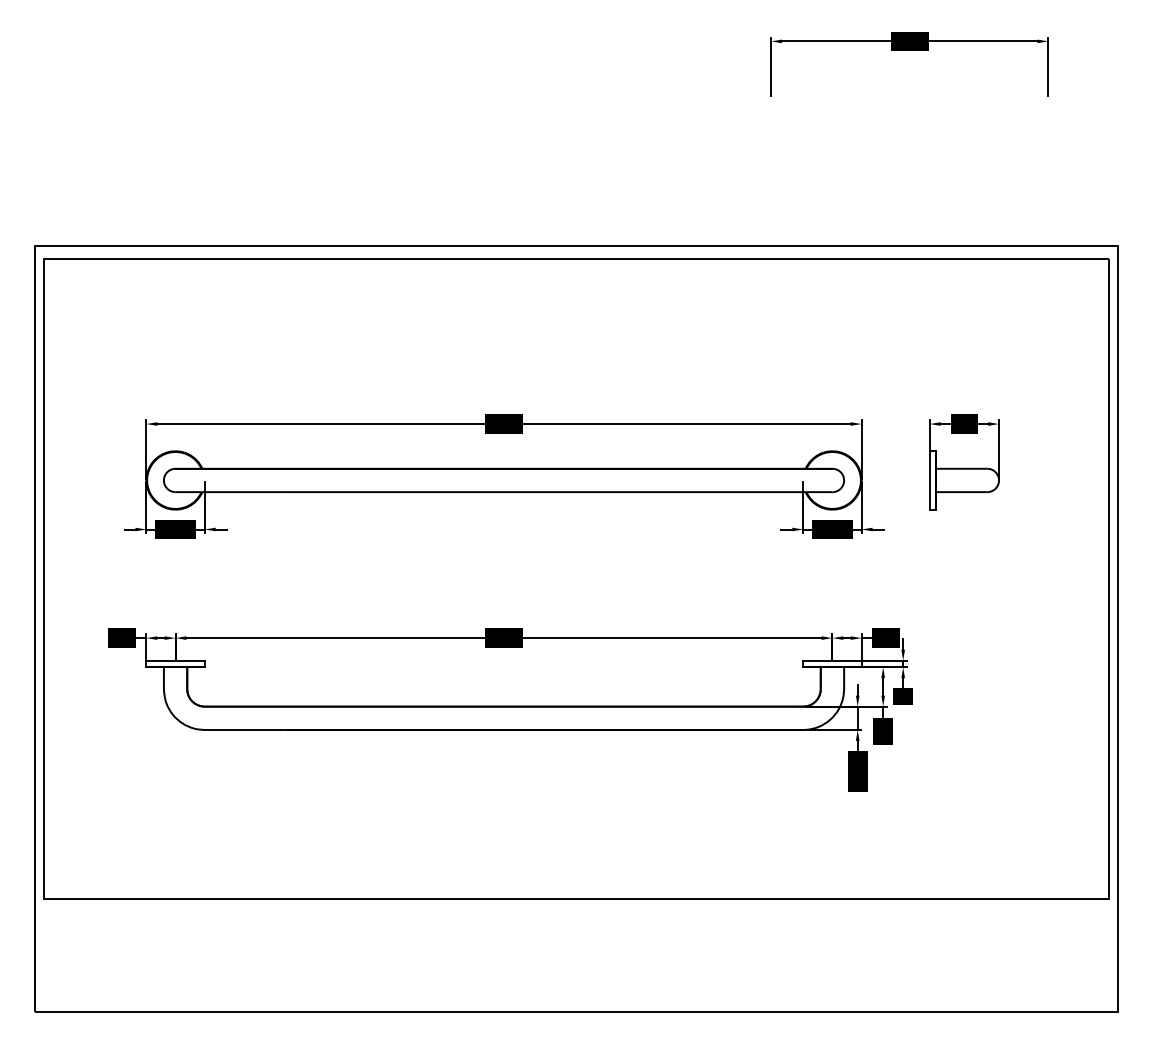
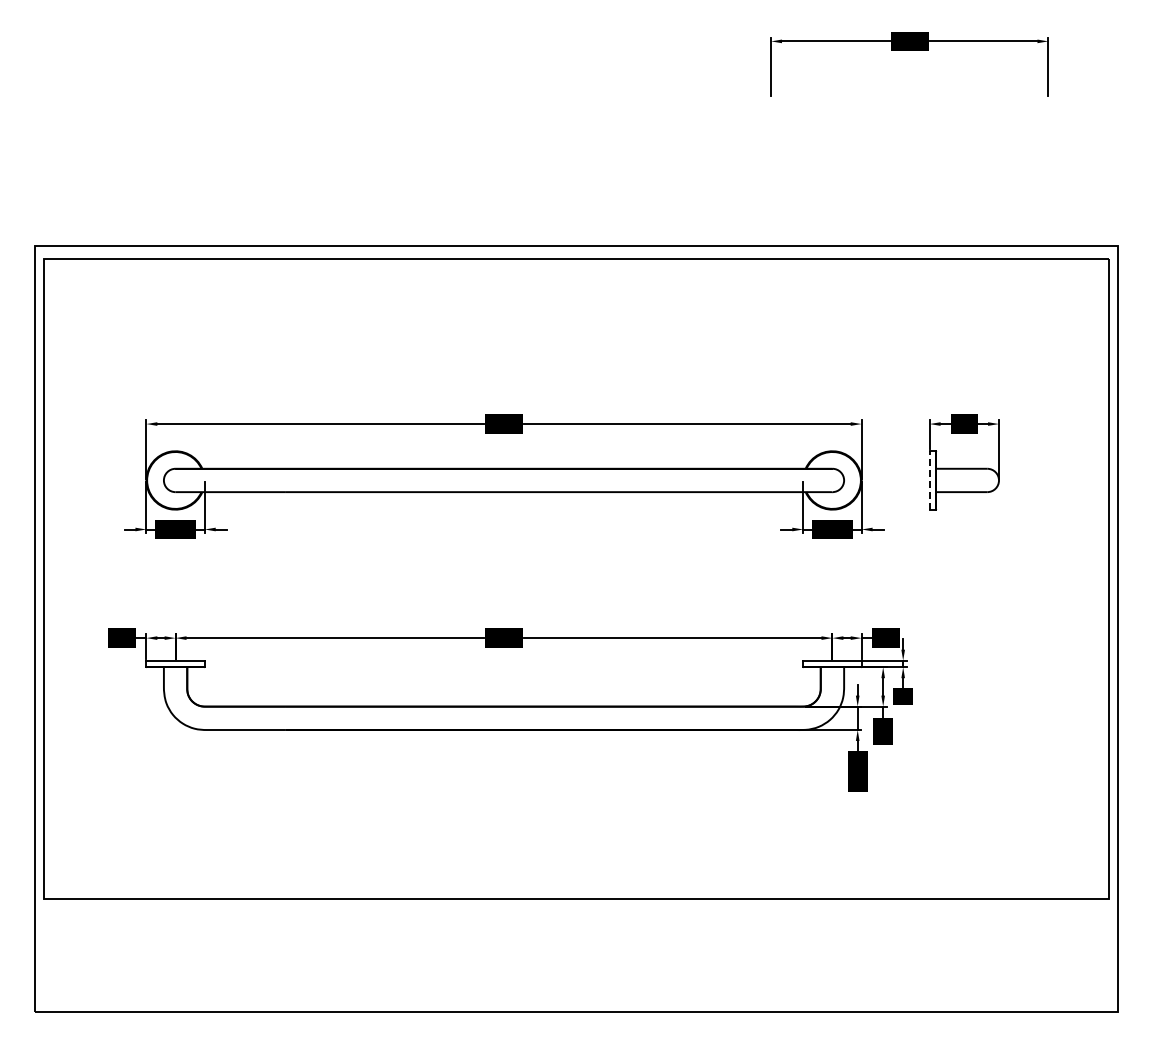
line: solid -> dashed (929, 479)
